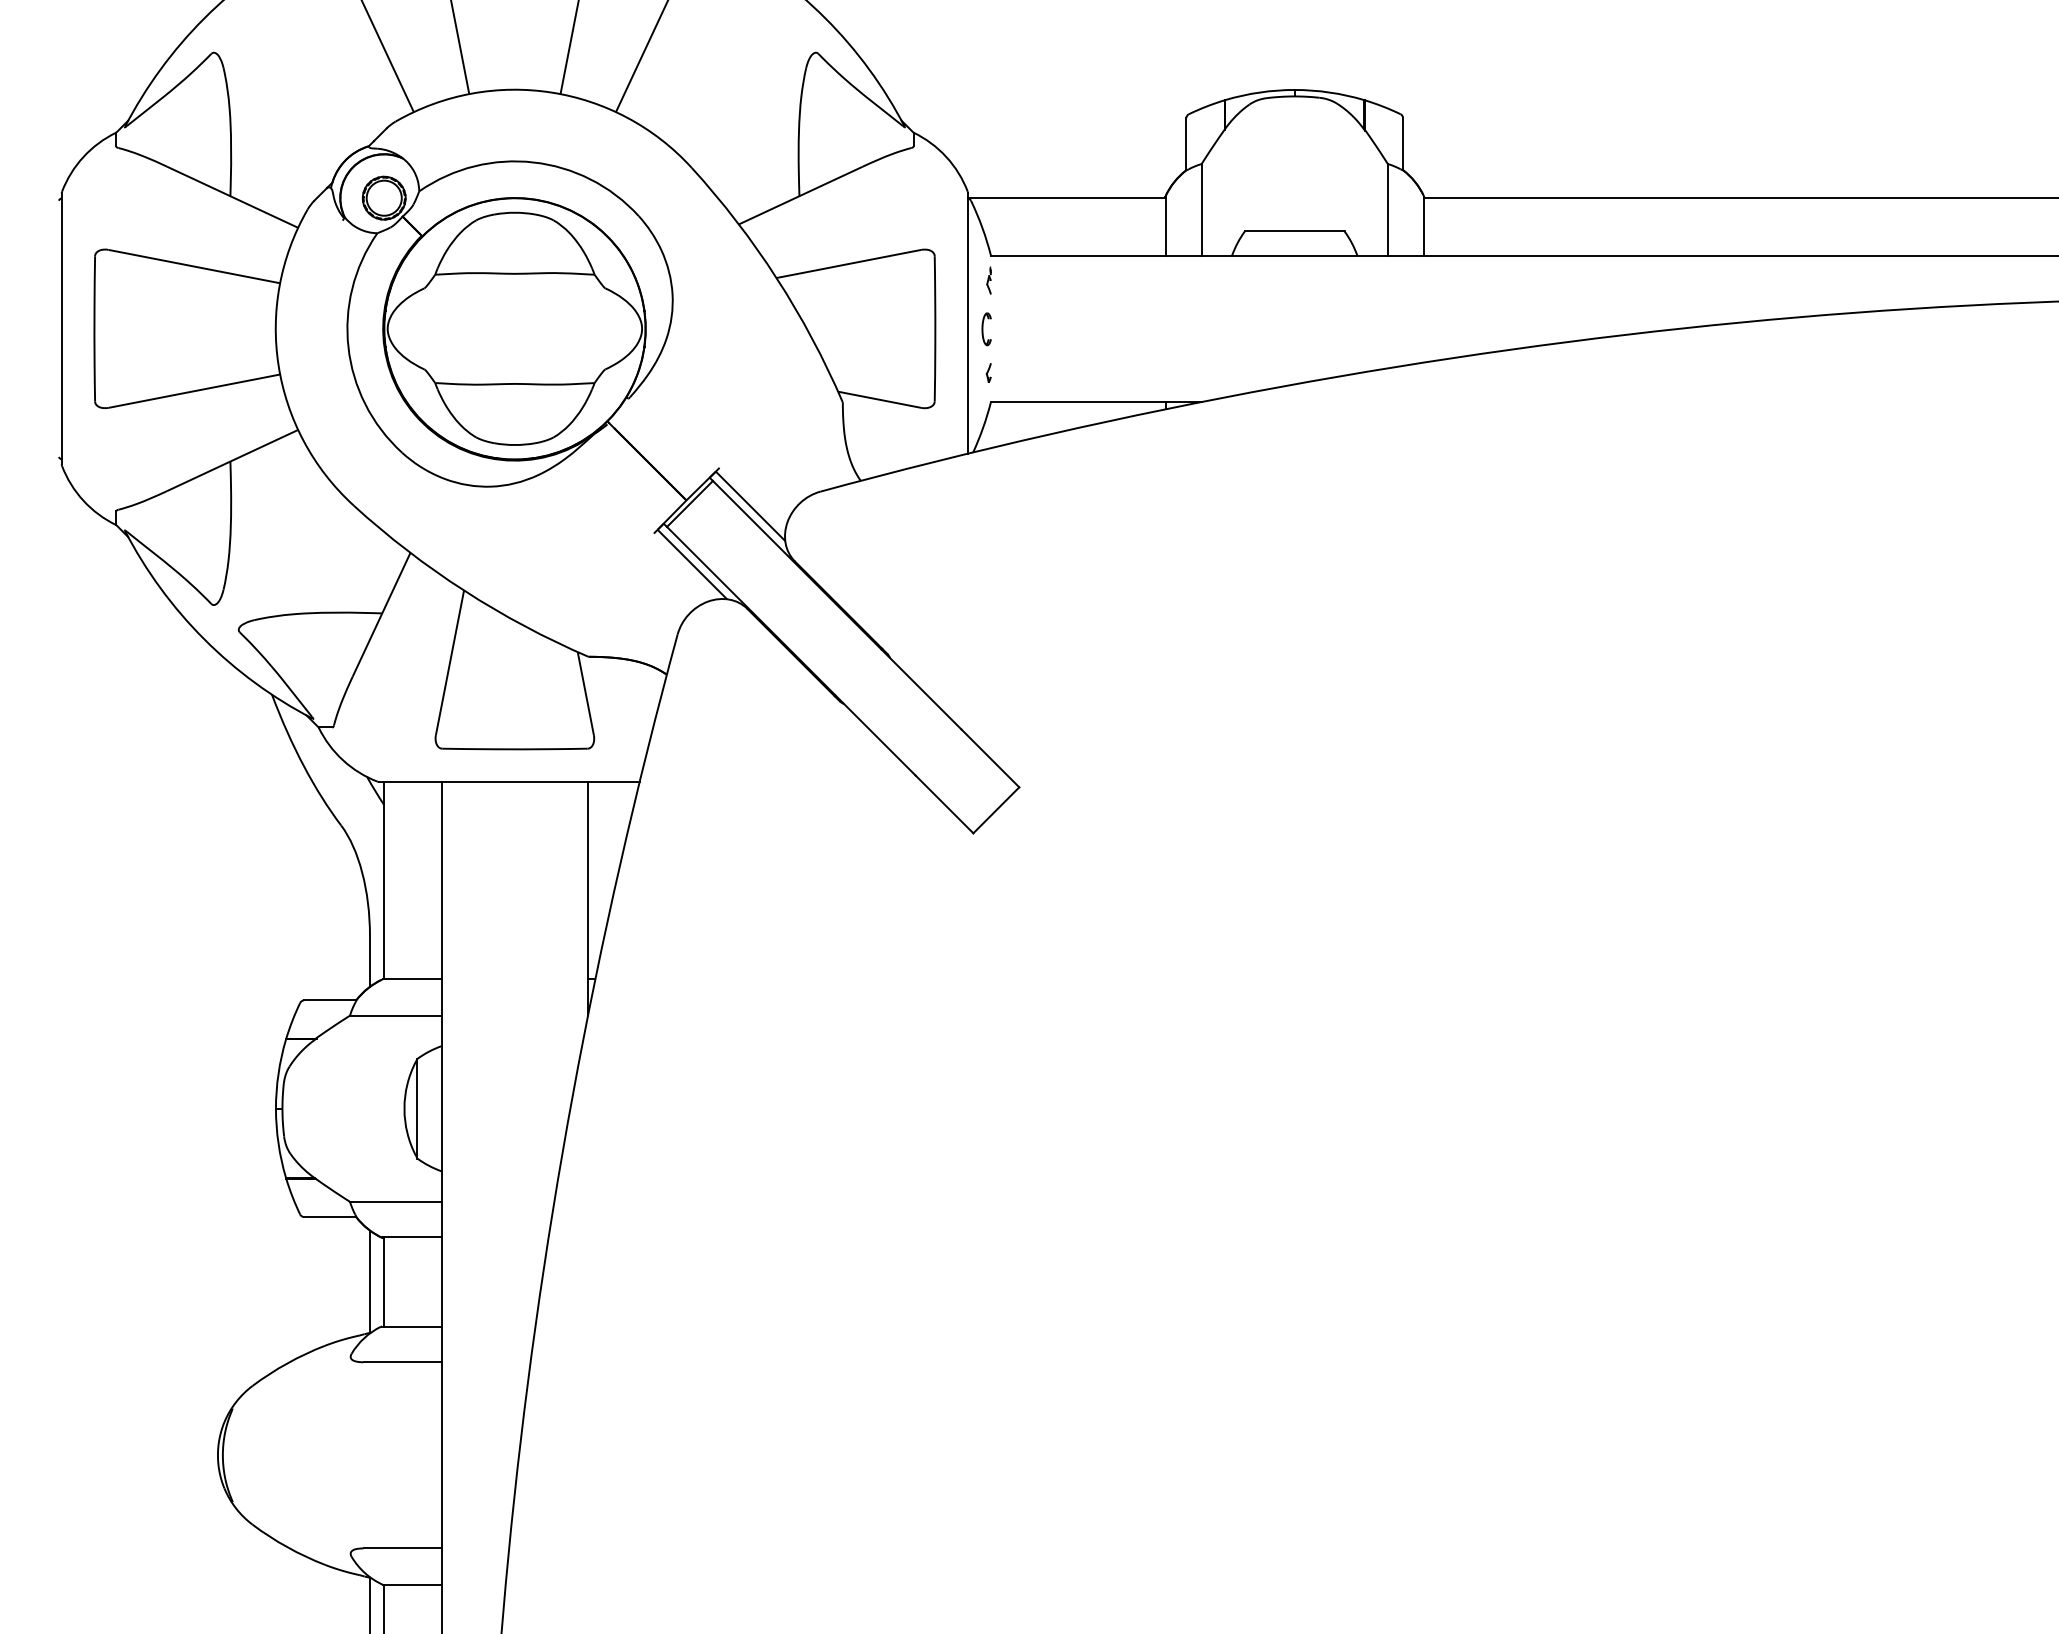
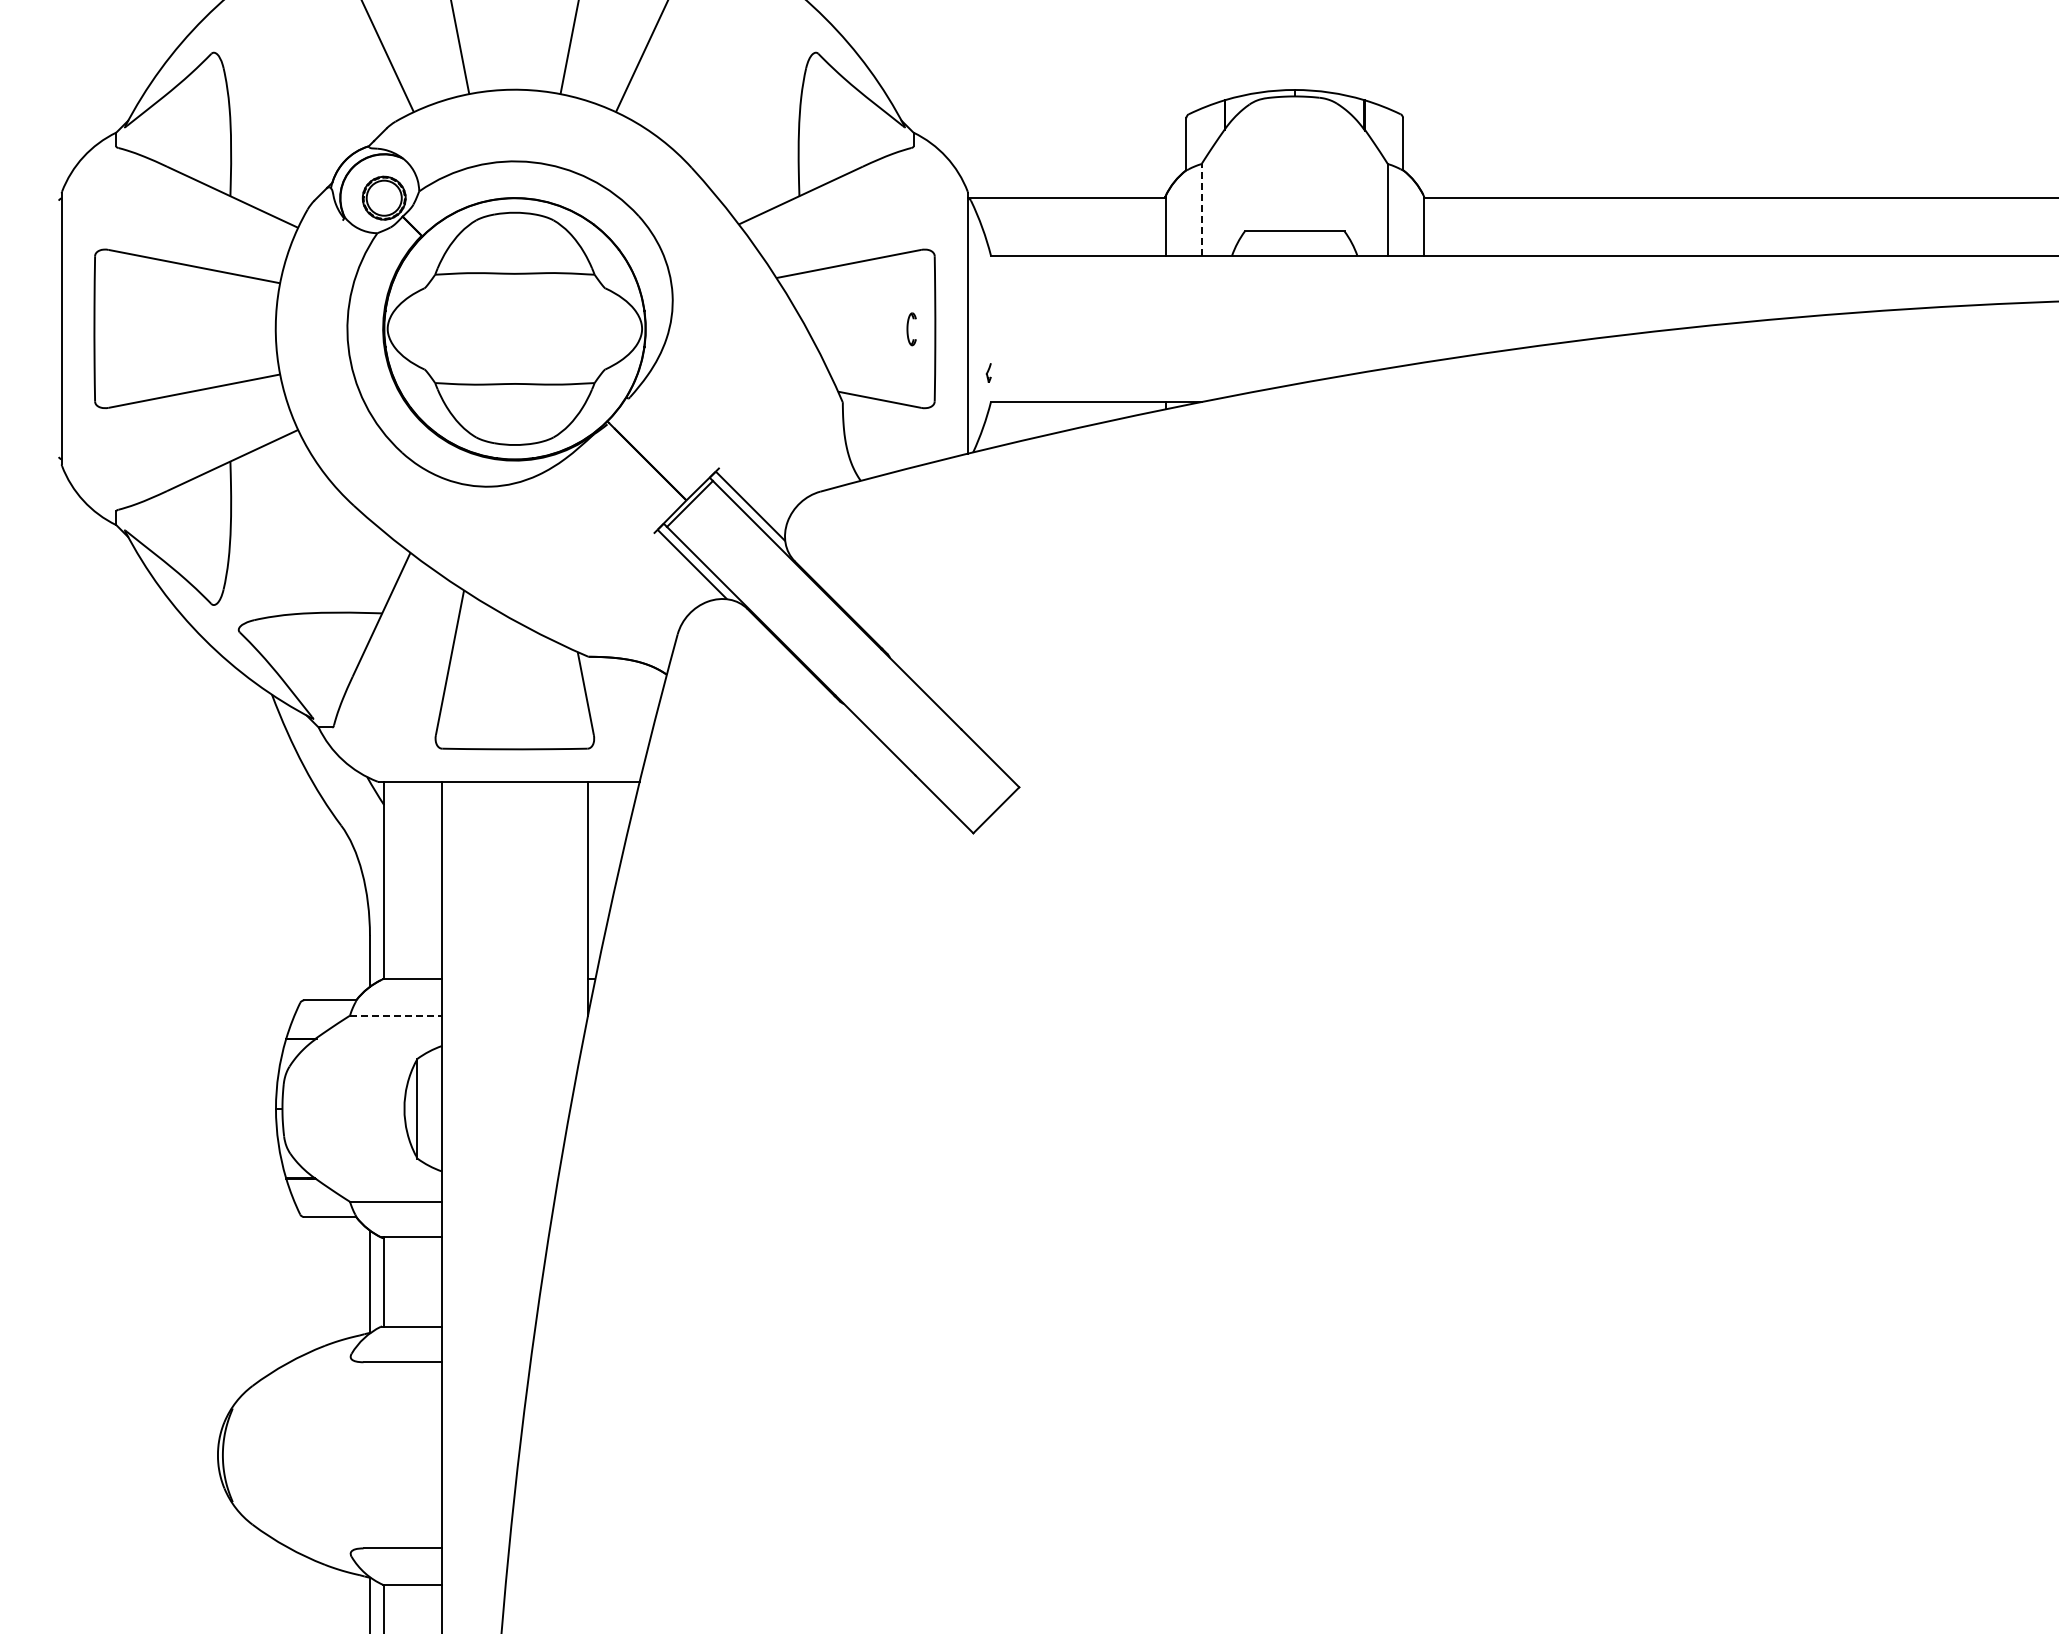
line: solid -> dashed (1201, 209)
part: present -> none (988, 280)
part position: (986, 329) -> (911, 329) (911, 329)
line: solid -> dashed (395, 1015)
